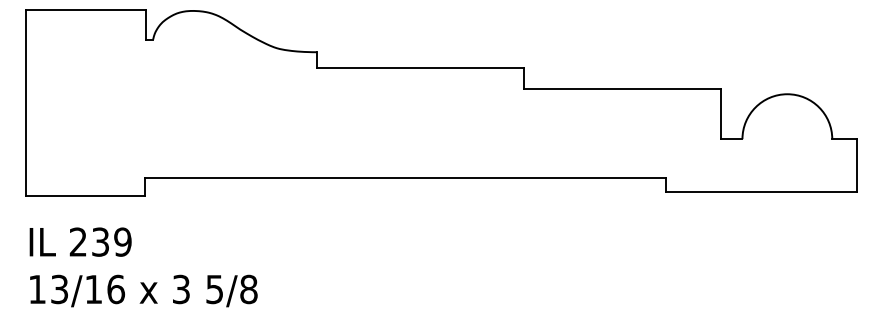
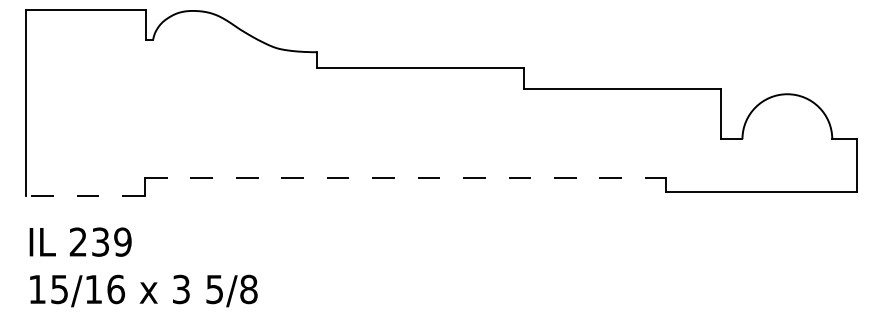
line: solid -> dashed (405, 178)
line: solid -> dashed (85, 196)
text: 13/16 -> 15/16 (59, 288)
